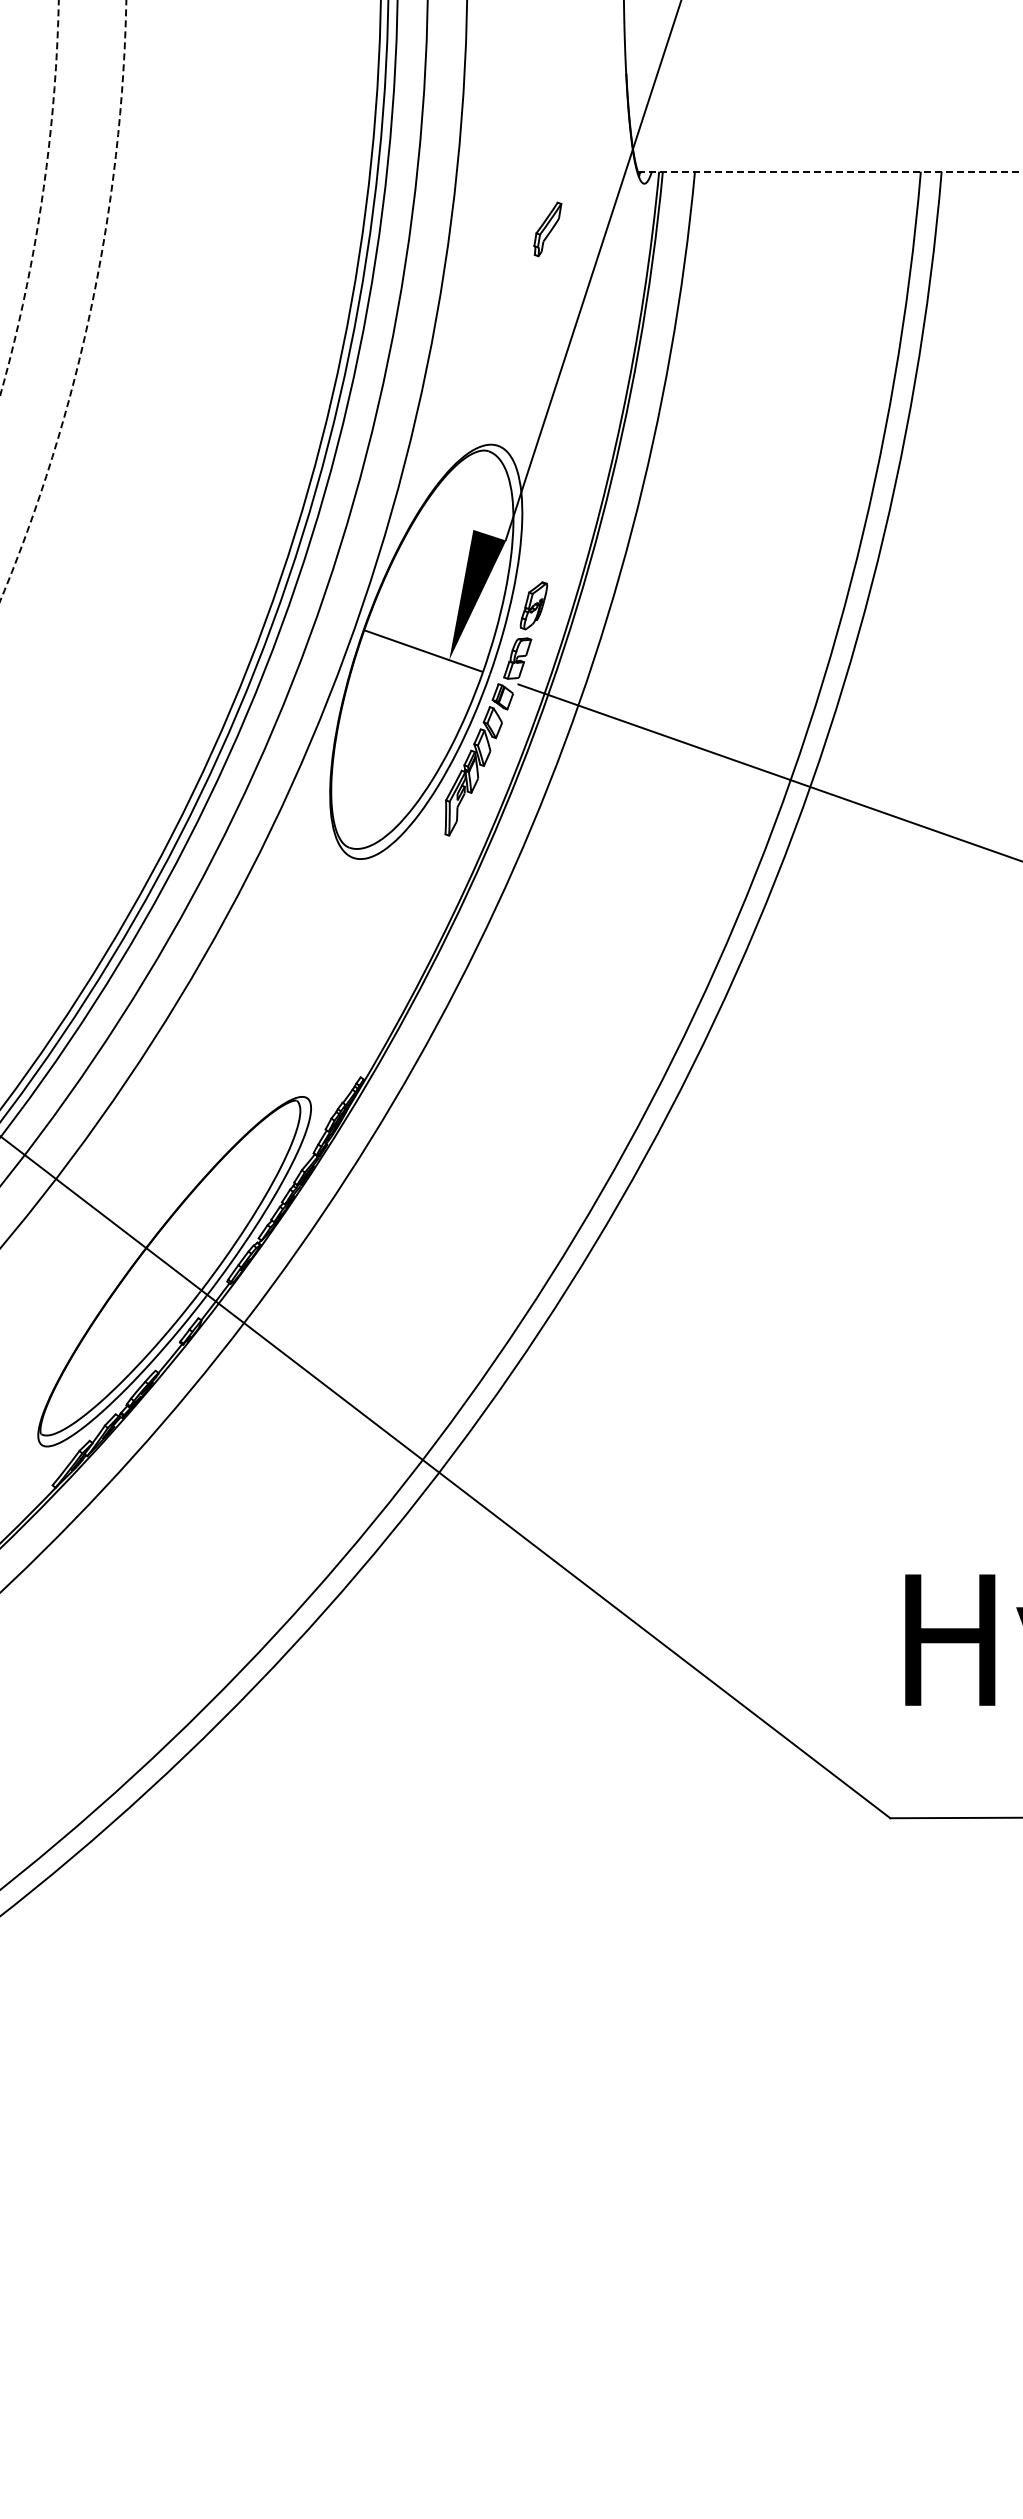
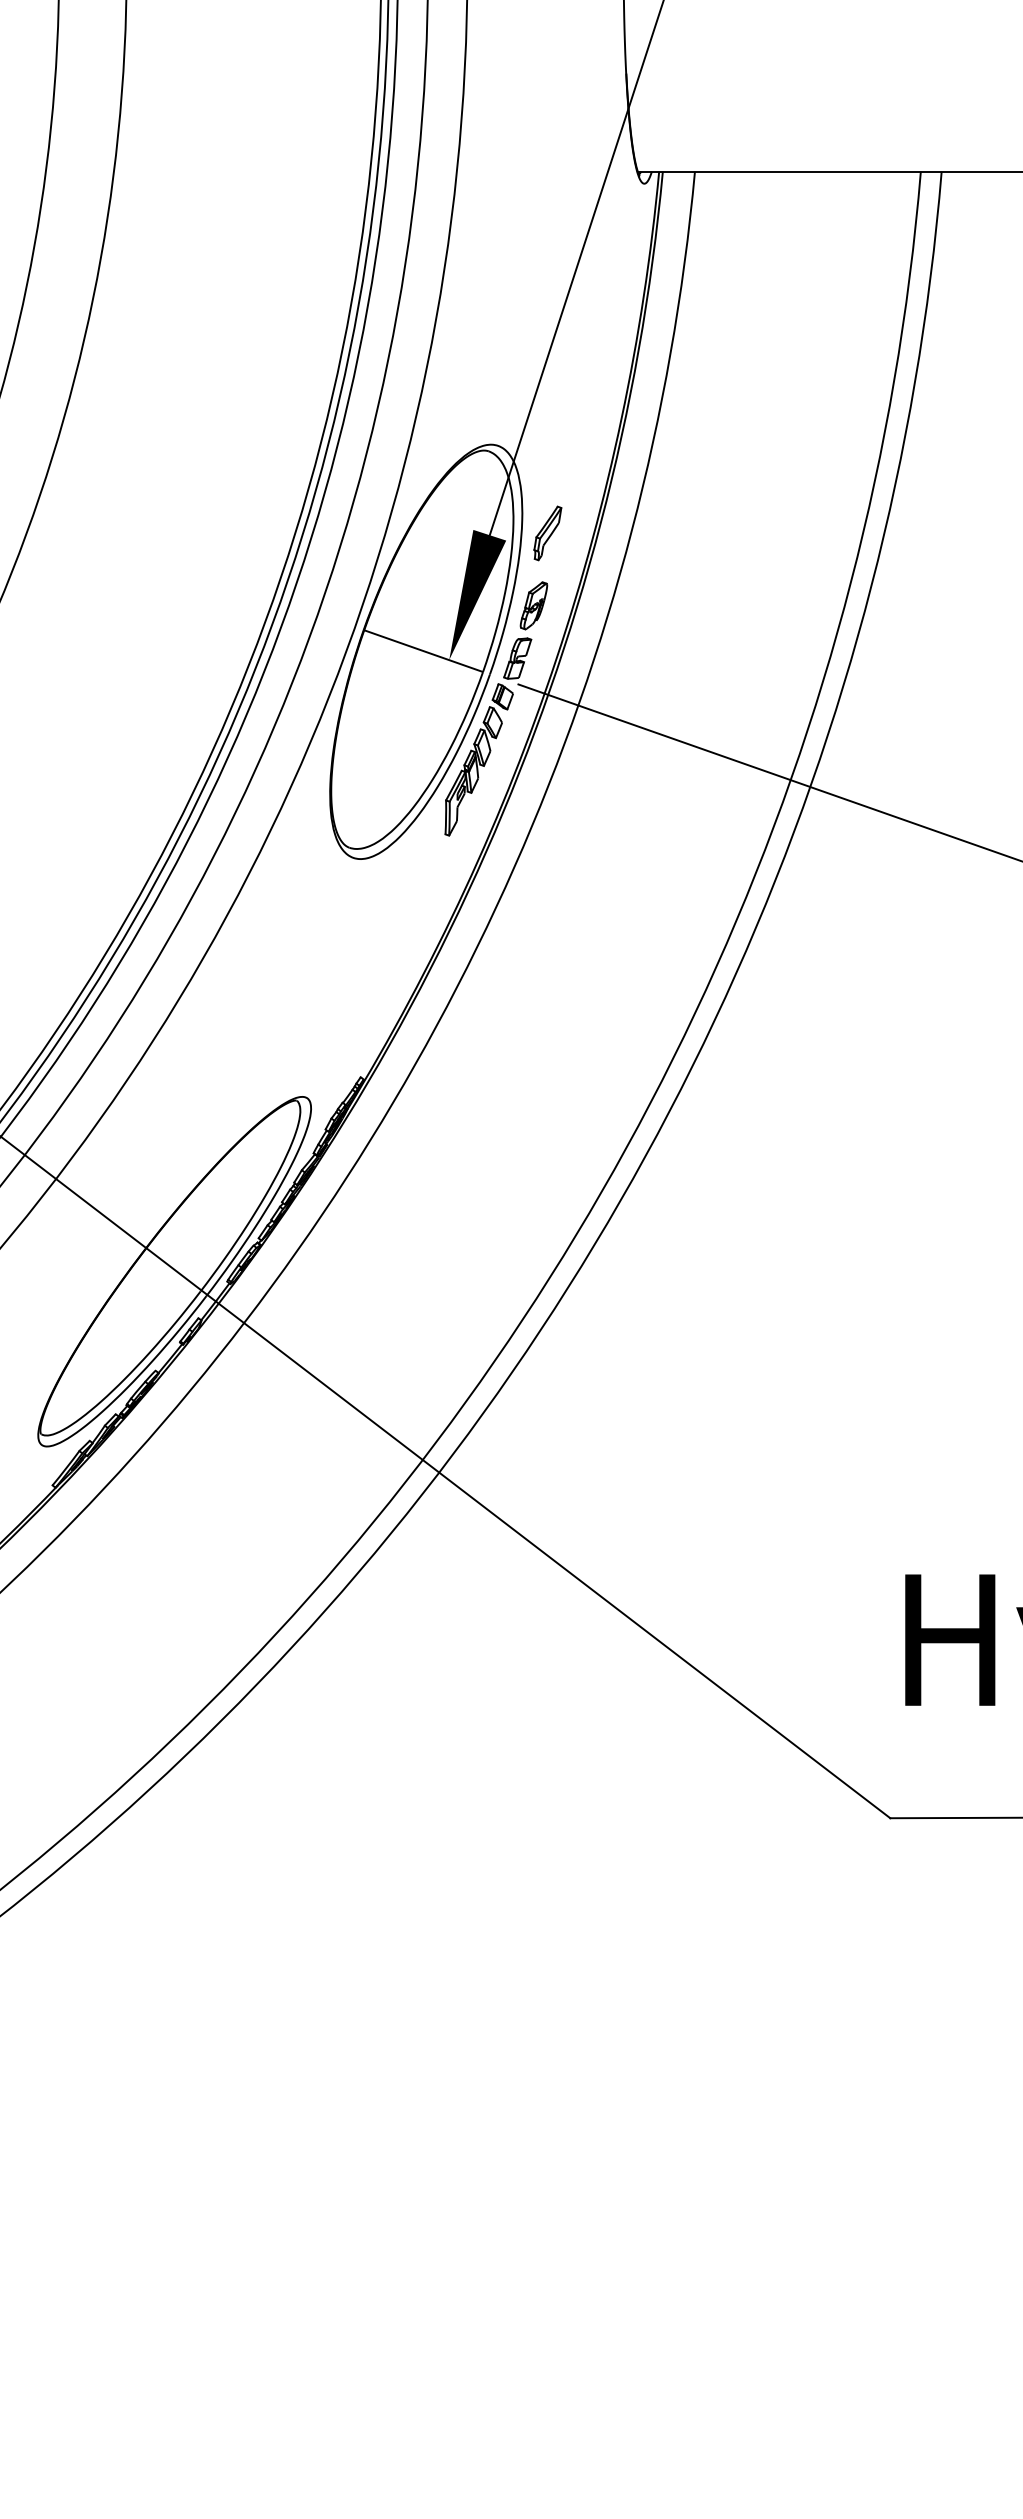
line: dashed -> solid (830, 171)
circle: dashed -> solid (29, 198)
part position: (547, 229) -> (547, 533) (547, 533)
line position: (592, 271) -> (575, 268) (575, 268)
circle: dashed -> solid (63, 300)
